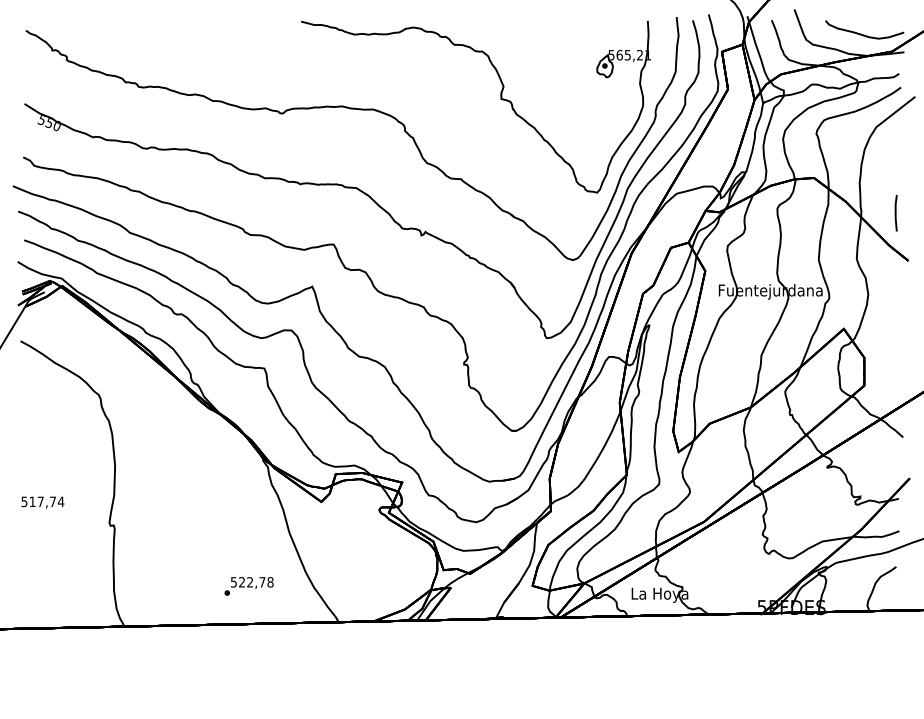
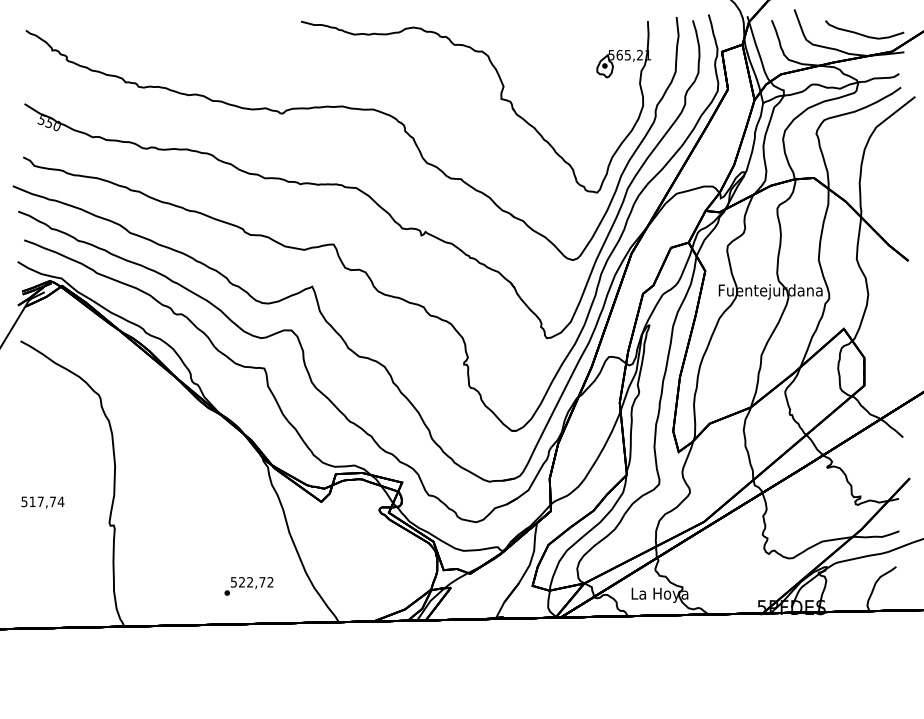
line: present -> none (895, 213)
text: 522,78 -> 522,72 (270, 582)
